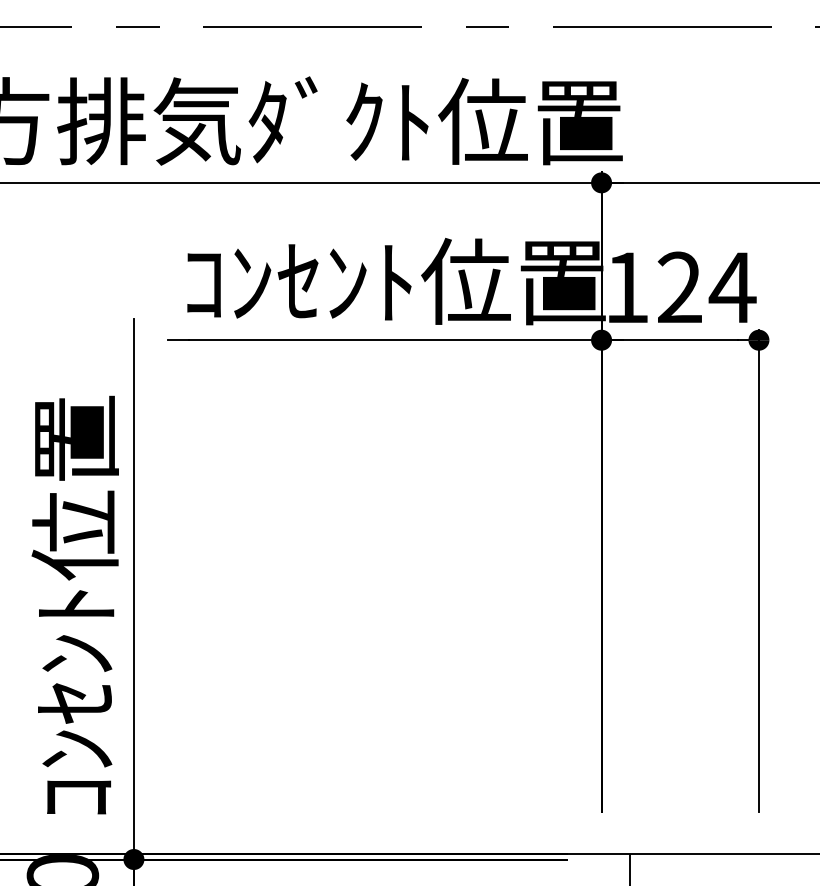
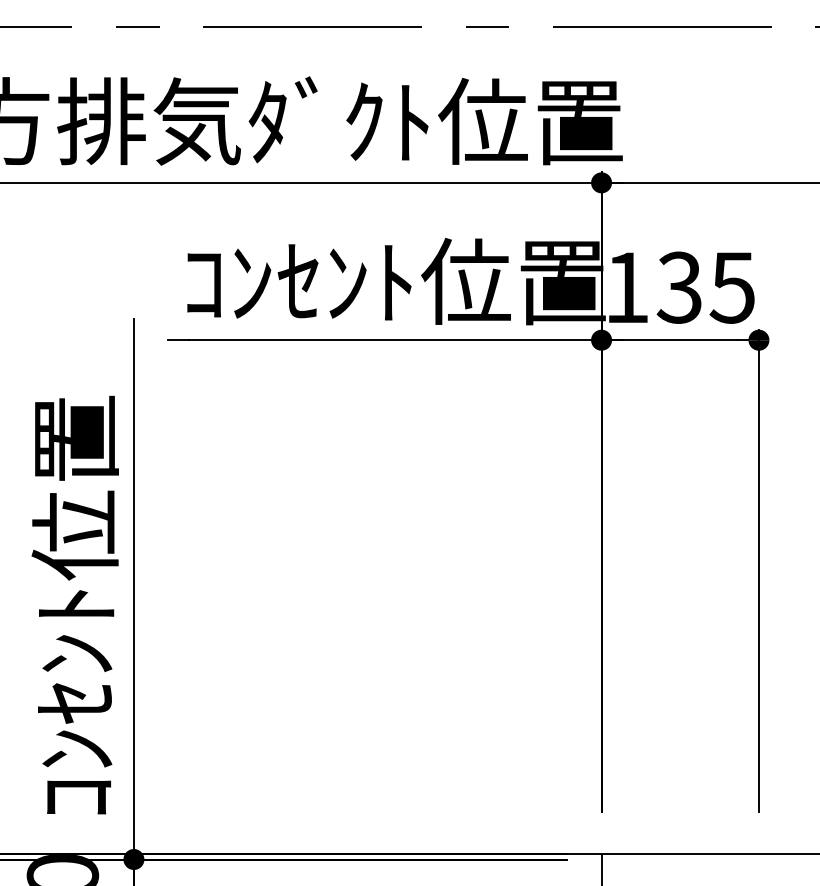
text: 124 -> 135 (706, 287)
line position: (629, 867) -> (601, 867) (601, 867)
